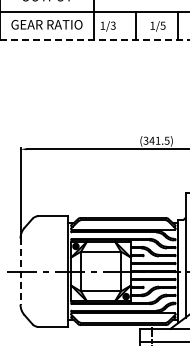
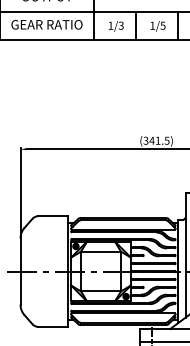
text position: (107, 26) -> (115, 26) (115, 26)
line: dashed -> solid (95, 40)
line: dashed -> solid (20, 272)
